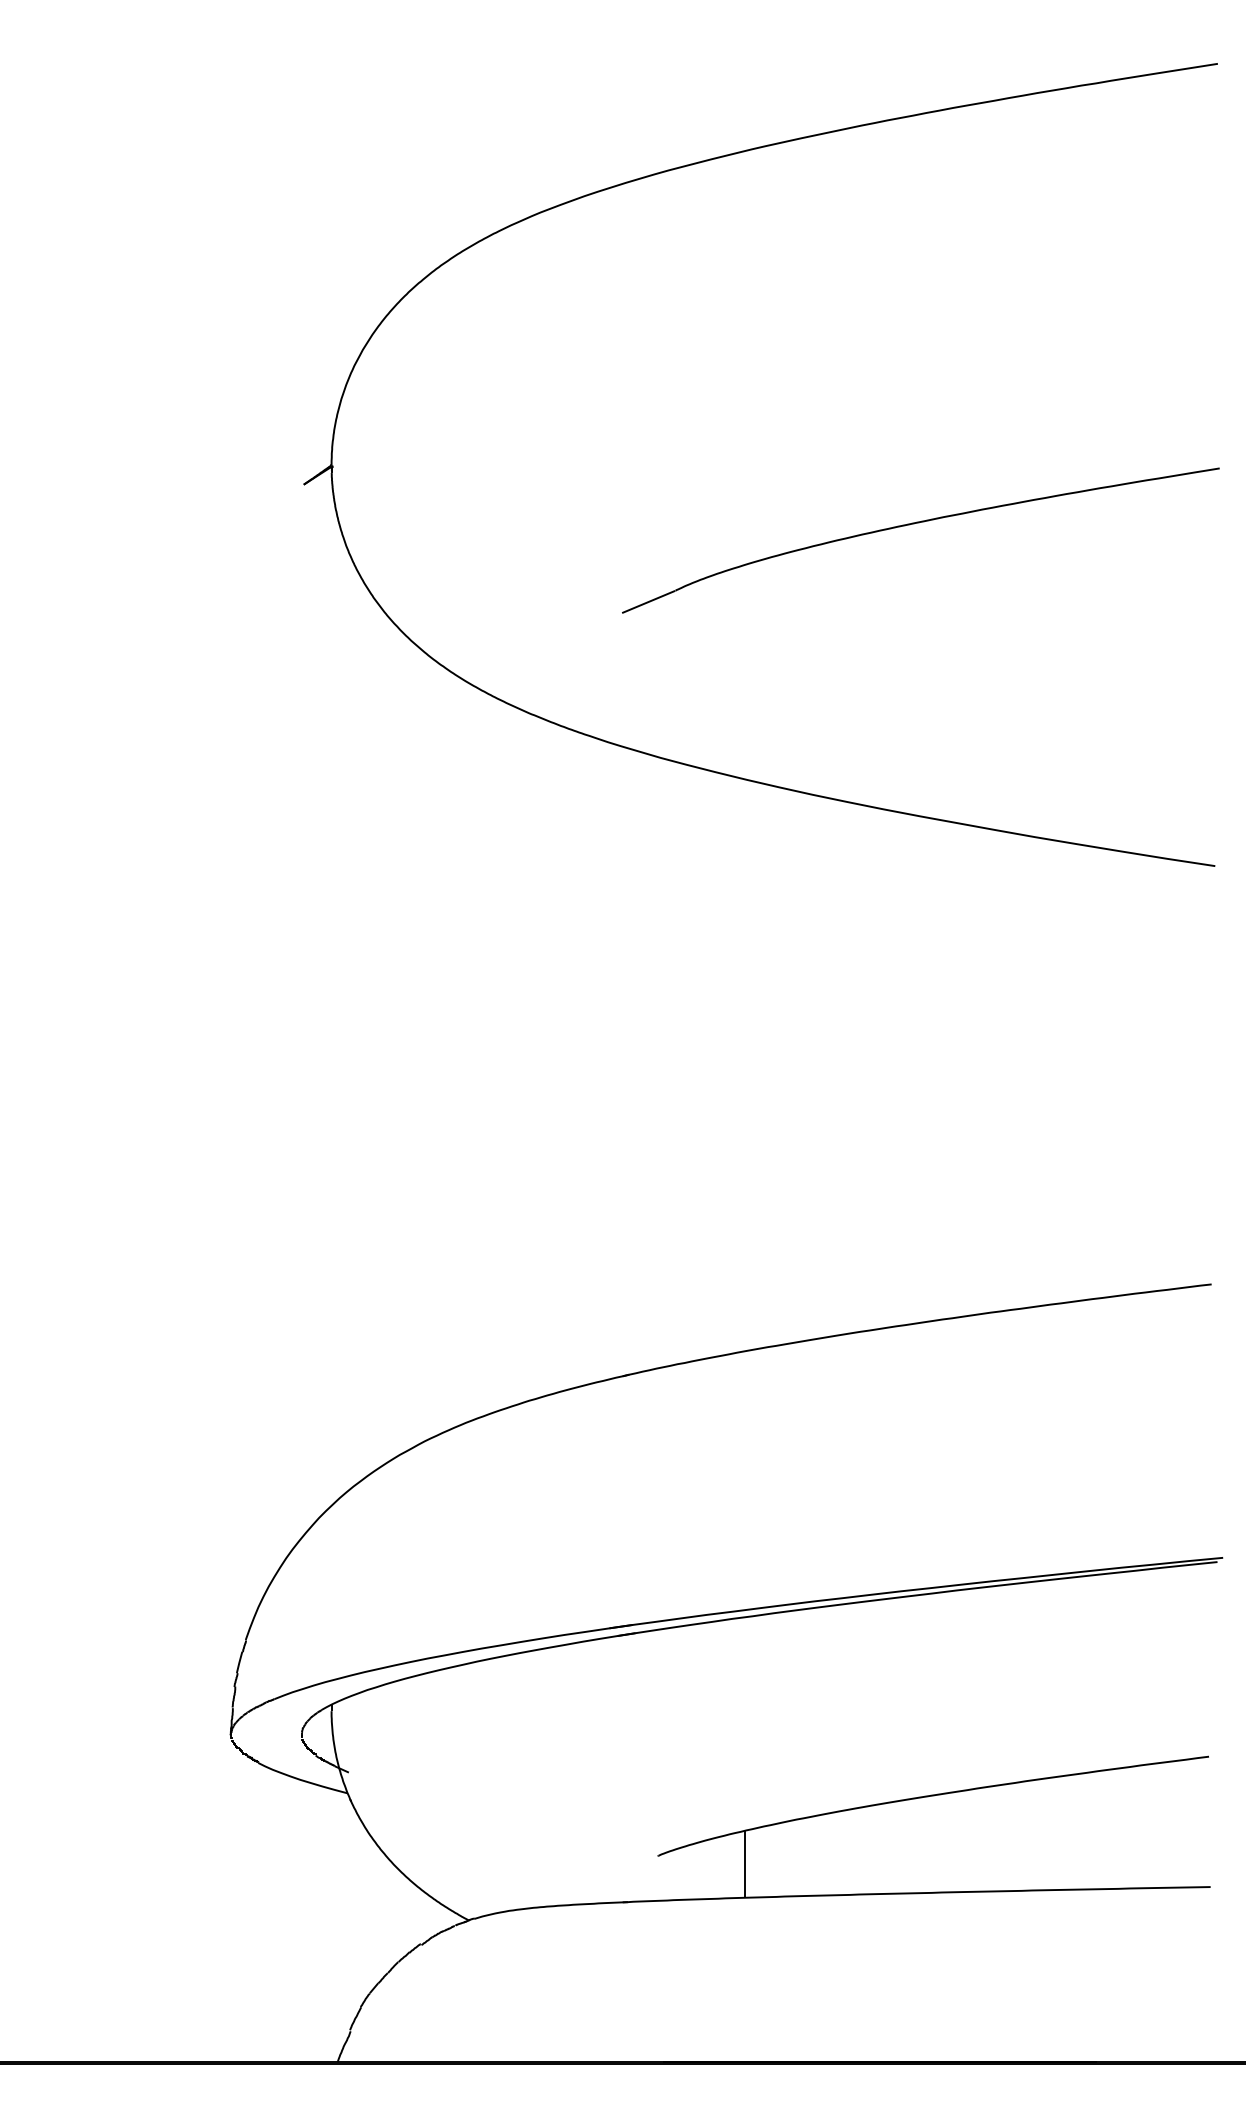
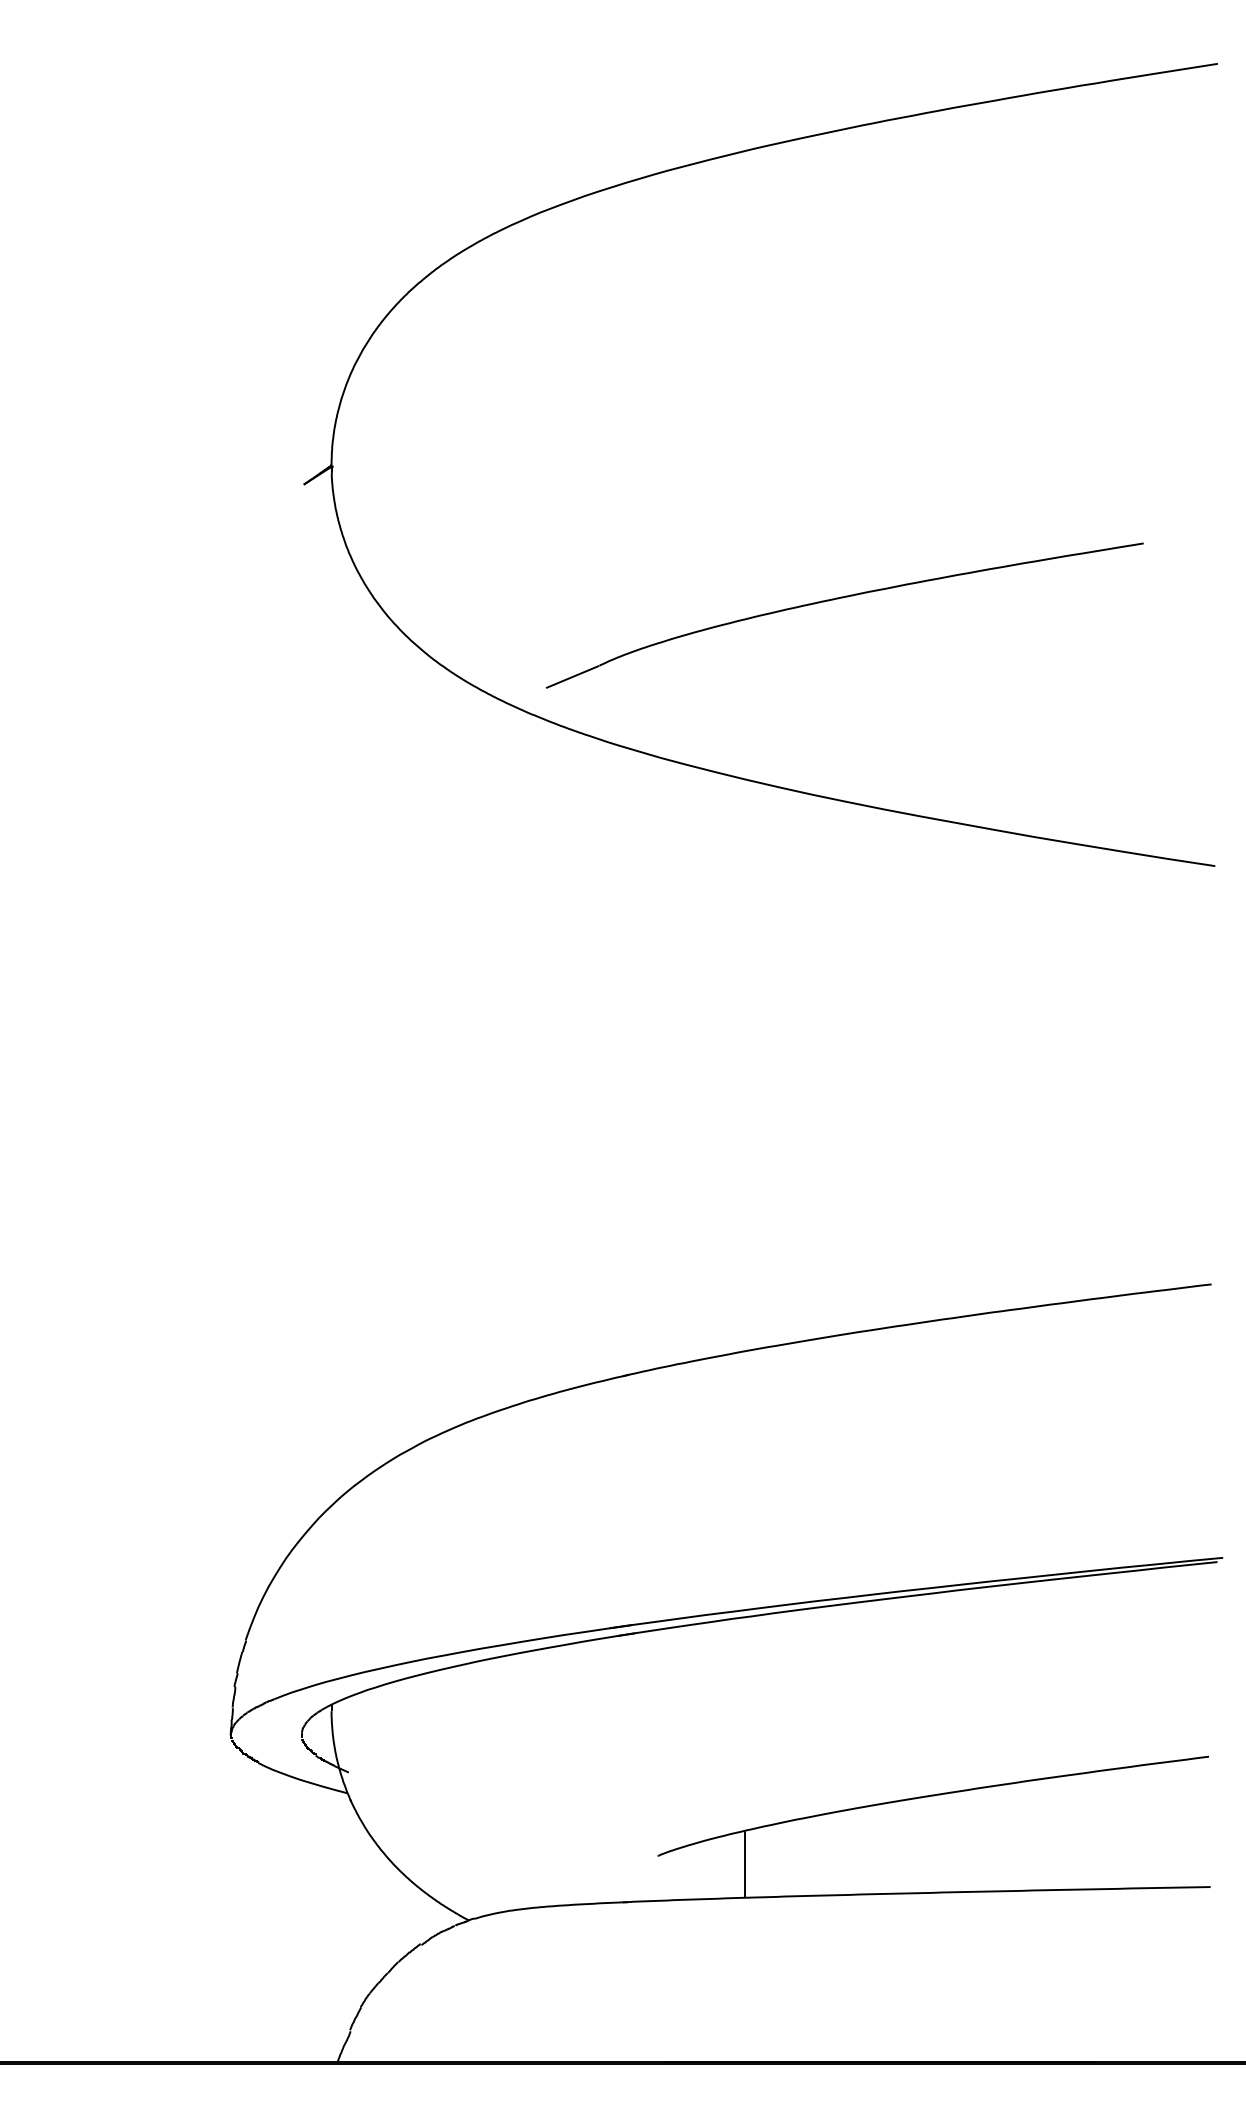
part position: (919, 523) -> (843, 598) (843, 598)
